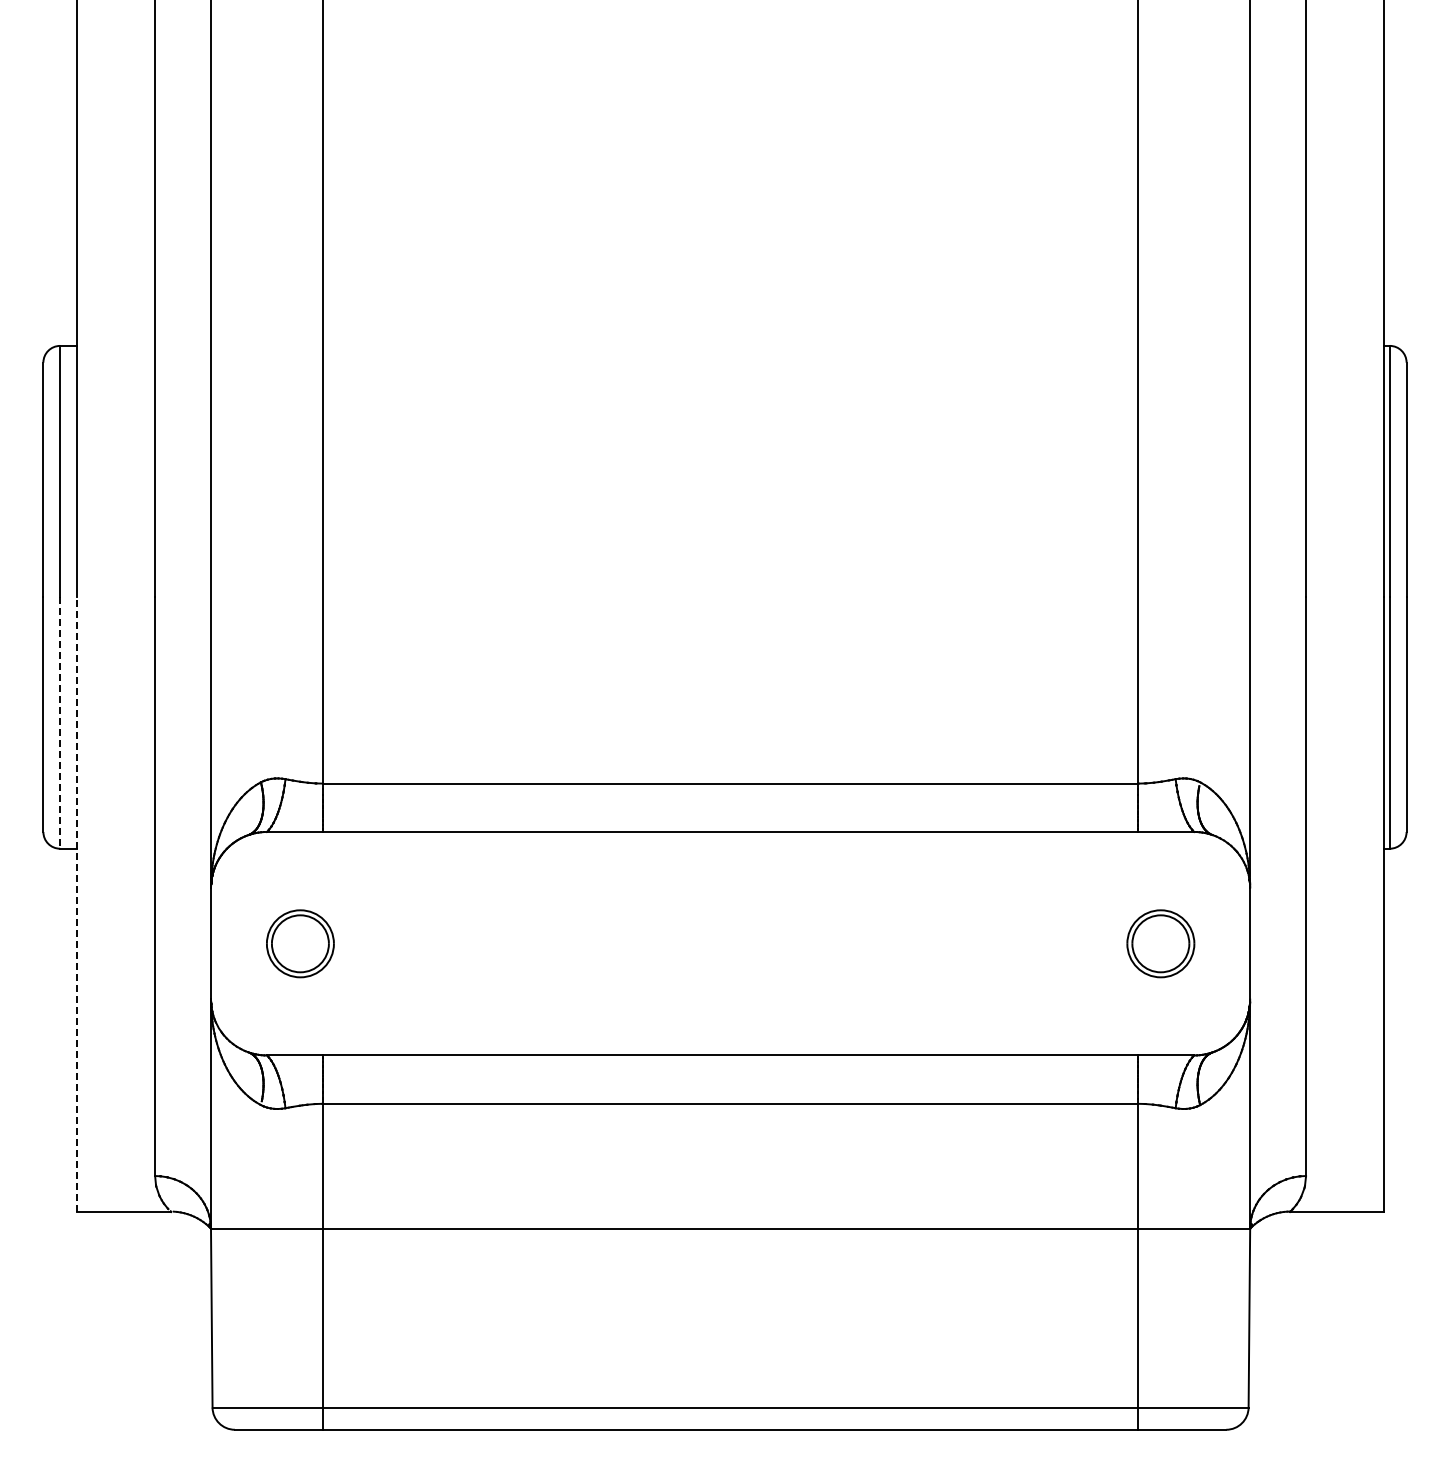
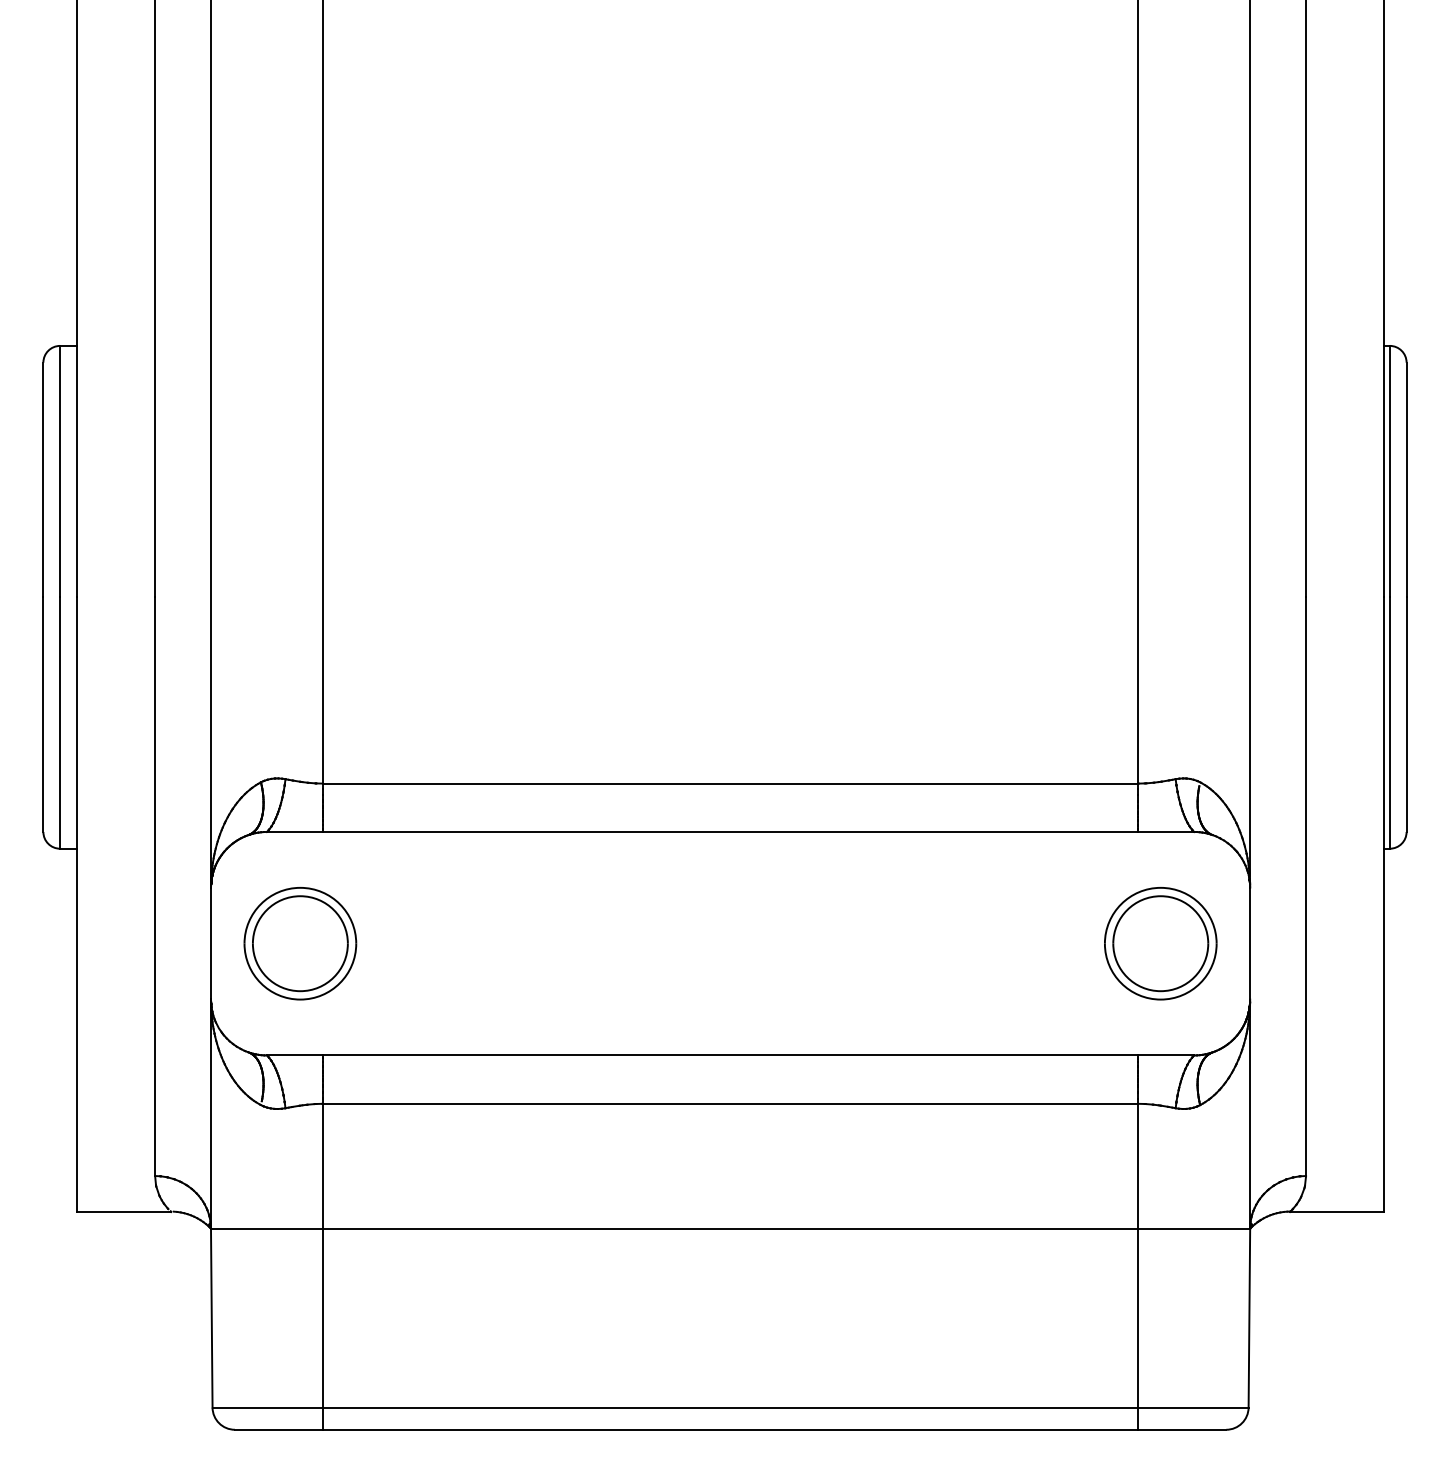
line: dashed -> solid (60, 723)
line: dashed -> solid (76, 904)
part size: 69x70 px -> 115x114 px (300, 943)
part size: 70x70 px -> 114x114 px (1160, 943)
